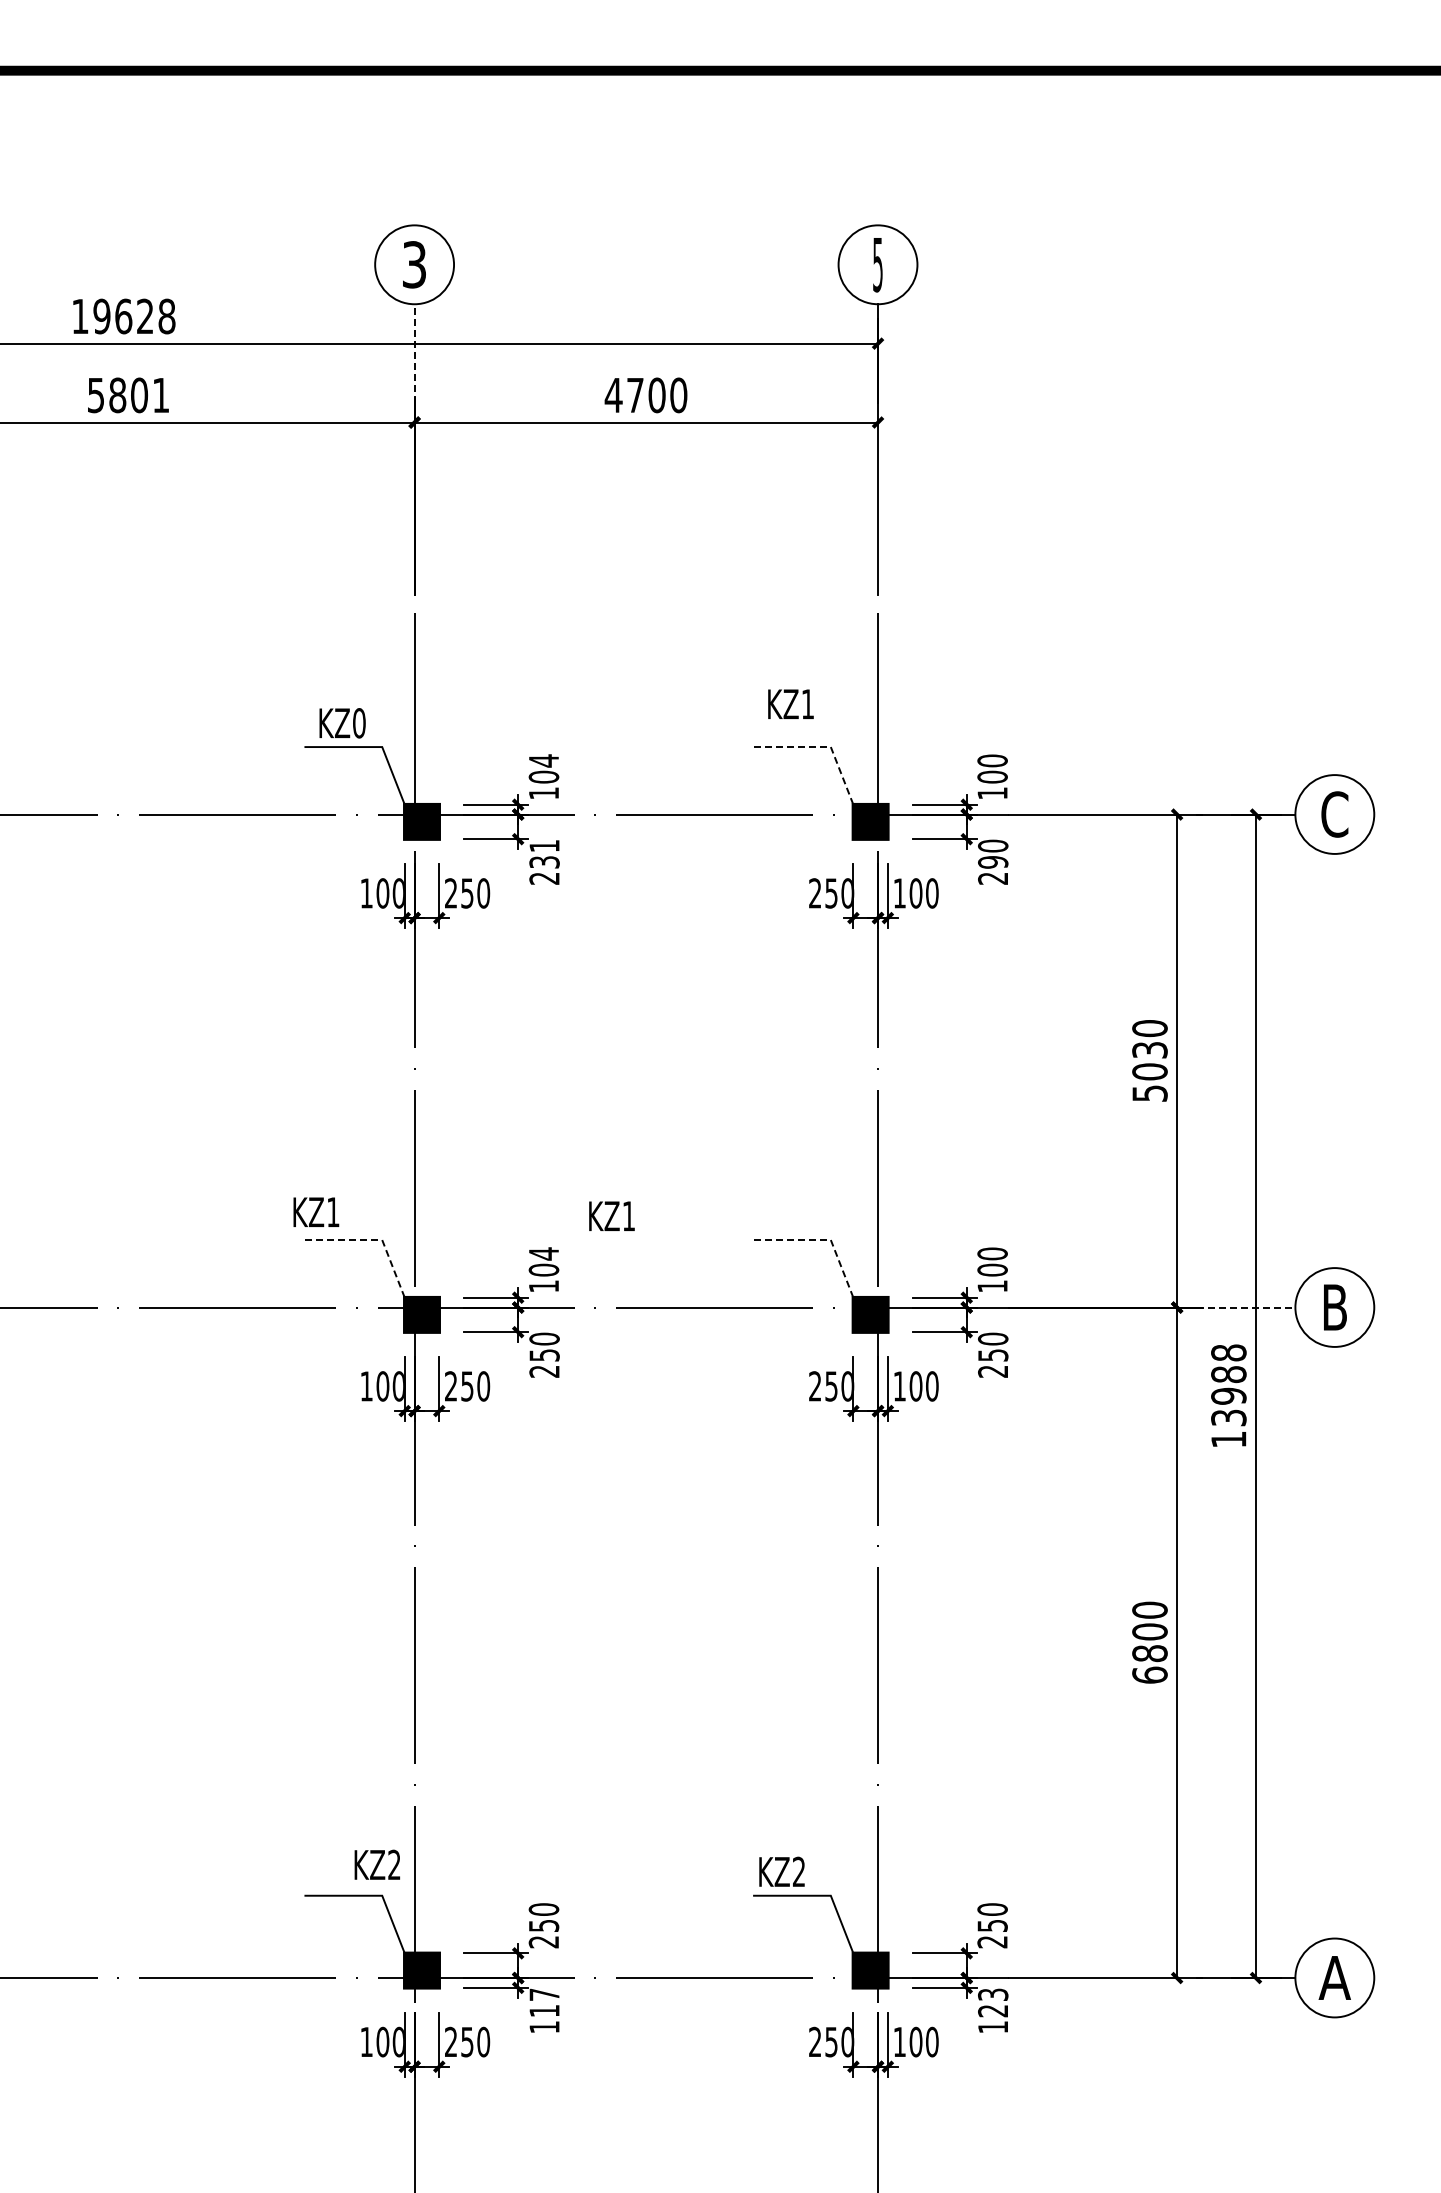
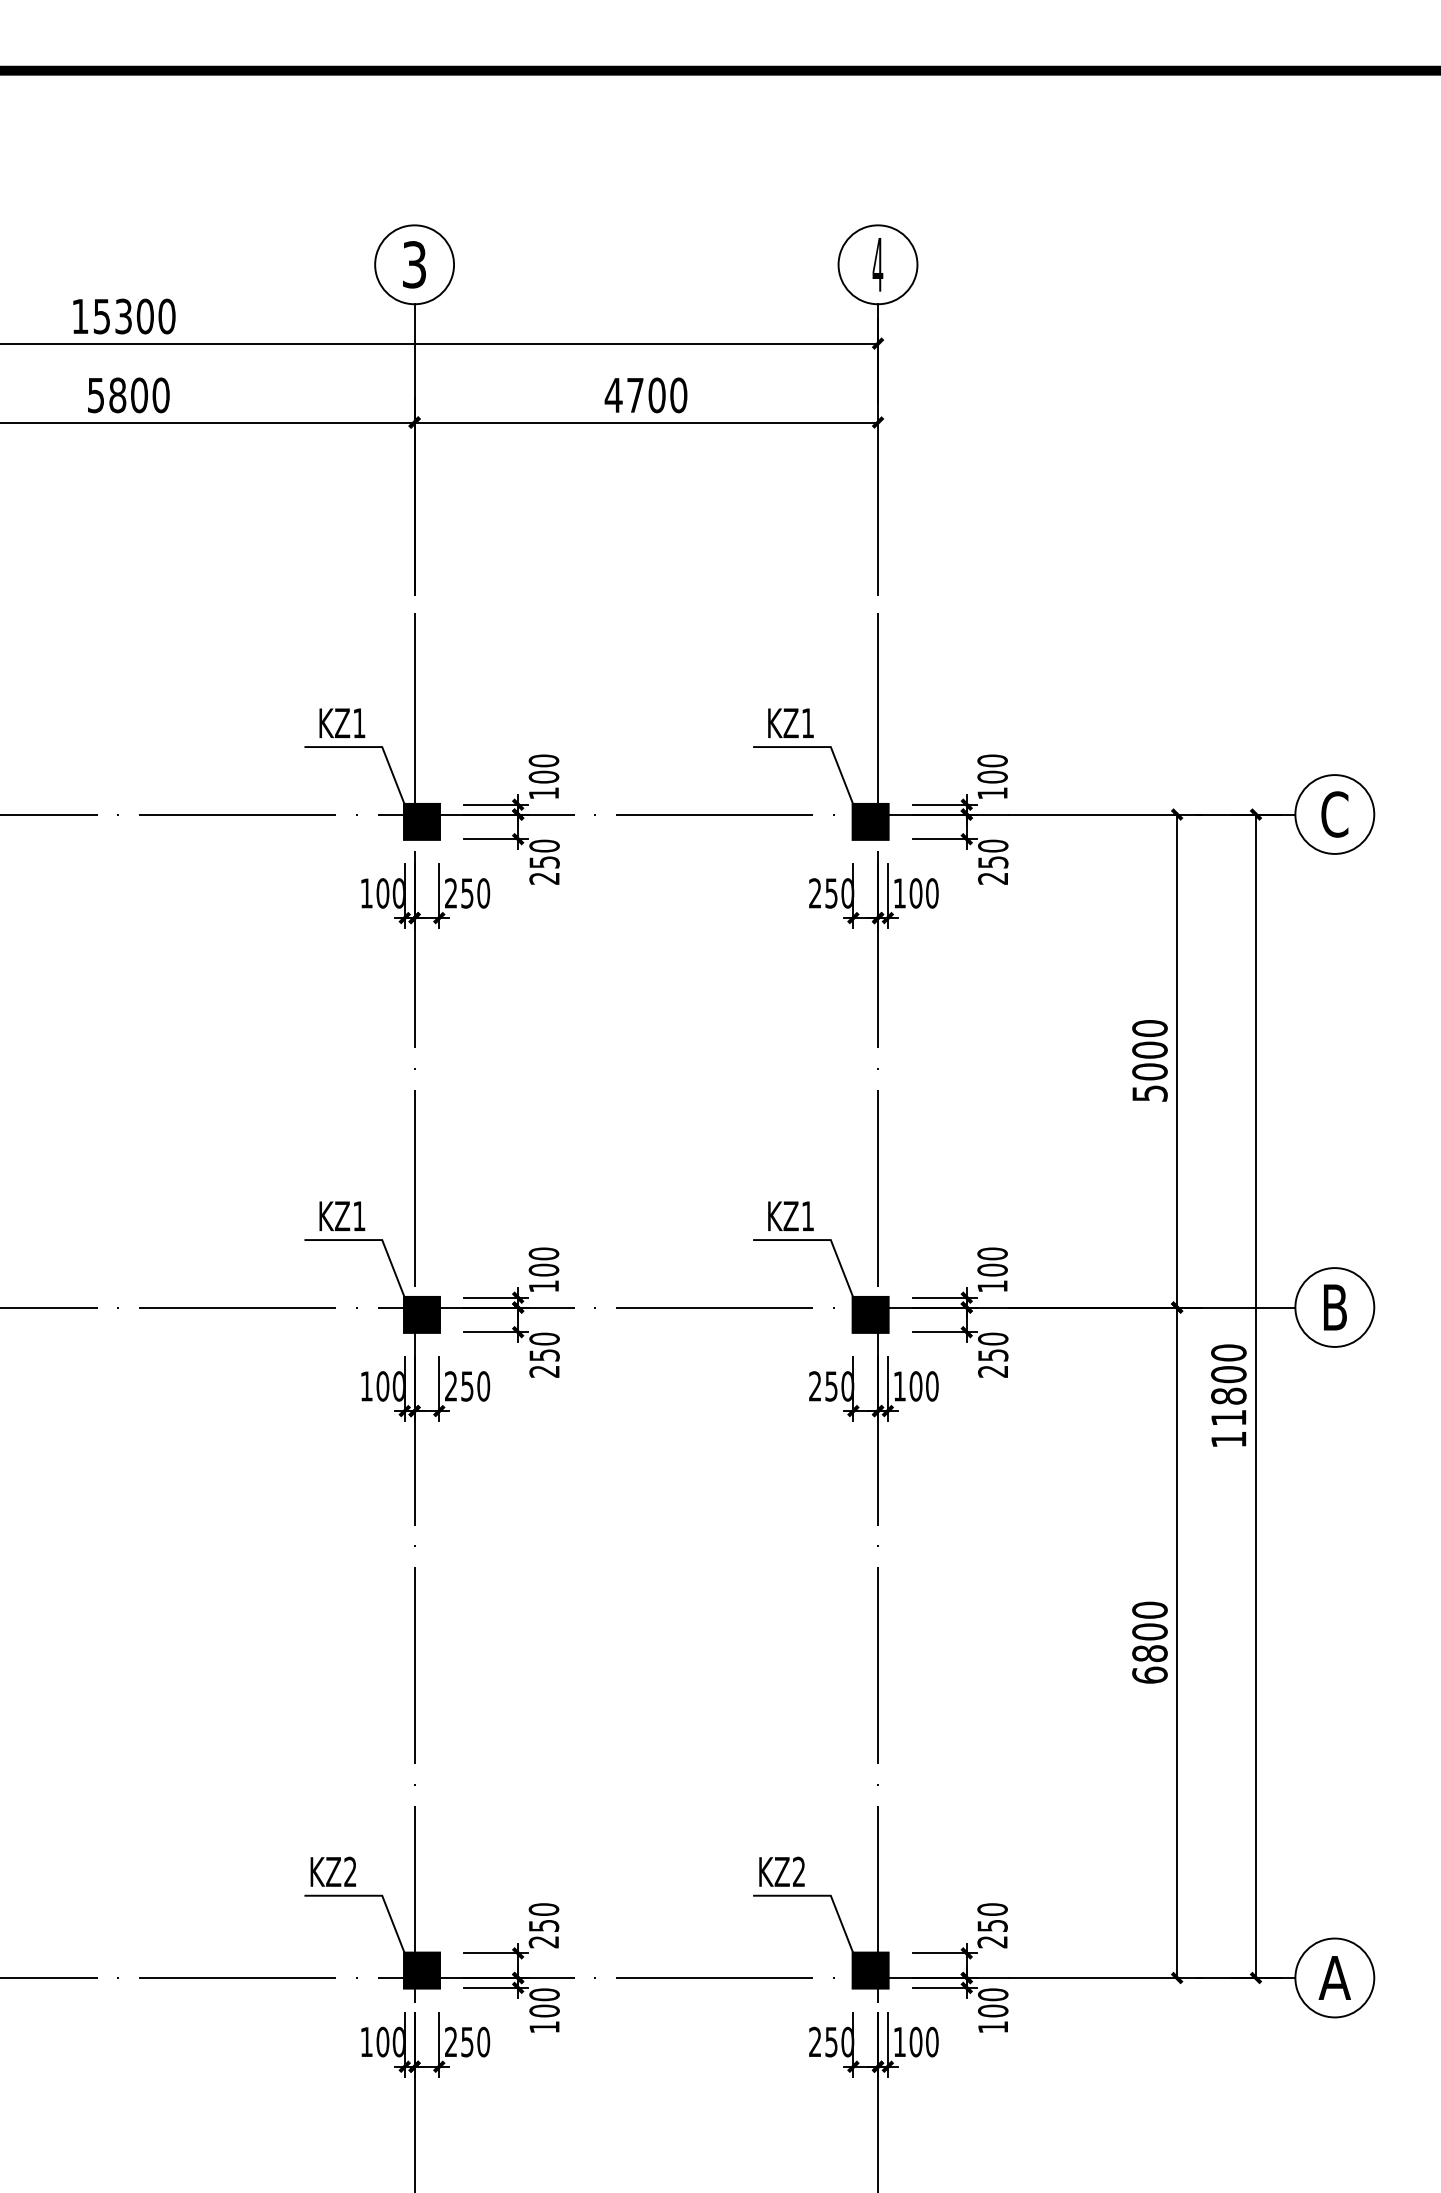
text: 5 -> 4 (877, 265)
text: 19628 -> 15300 (134, 316)
line: dashed -> solid (414, 353)
text: 5801 -> 5800 (160, 395)
text position: (790, 703) -> (790, 722) (790, 722)
text: KZ0 -> KZ1 (359, 723)
line: dashed -> solid (822, 747)
text: 104 -> 100 (543, 760)
text: 231 -> 250 (544, 853)
text: 290 -> 250 (992, 862)
text: 5030 -> 5000 (1149, 1049)
text position: (316, 1211) -> (342, 1215) (342, 1215)
text position: (611, 1215) -> (790, 1215) (790, 1215)
line: dashed -> solid (374, 1240)
line: dashed -> solid (822, 1240)
text: 104 -> 100 (543, 1253)
line: dashed -> solid (1246, 1307)
text: 13988 -> 11800 (1228, 1385)
text position: (376, 1864) -> (332, 1871) (332, 1871)
text: 117 -> 100 (544, 2002)
text: 123 -> 100 (993, 2002)
